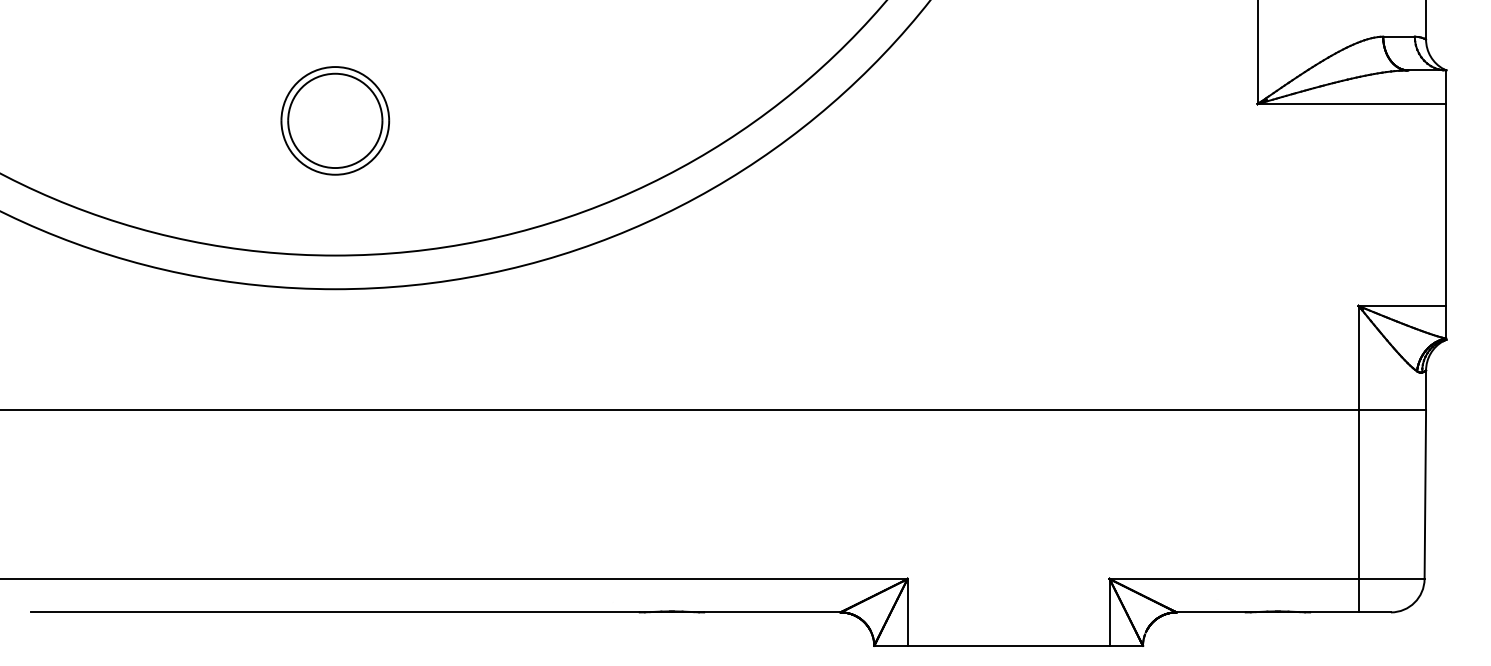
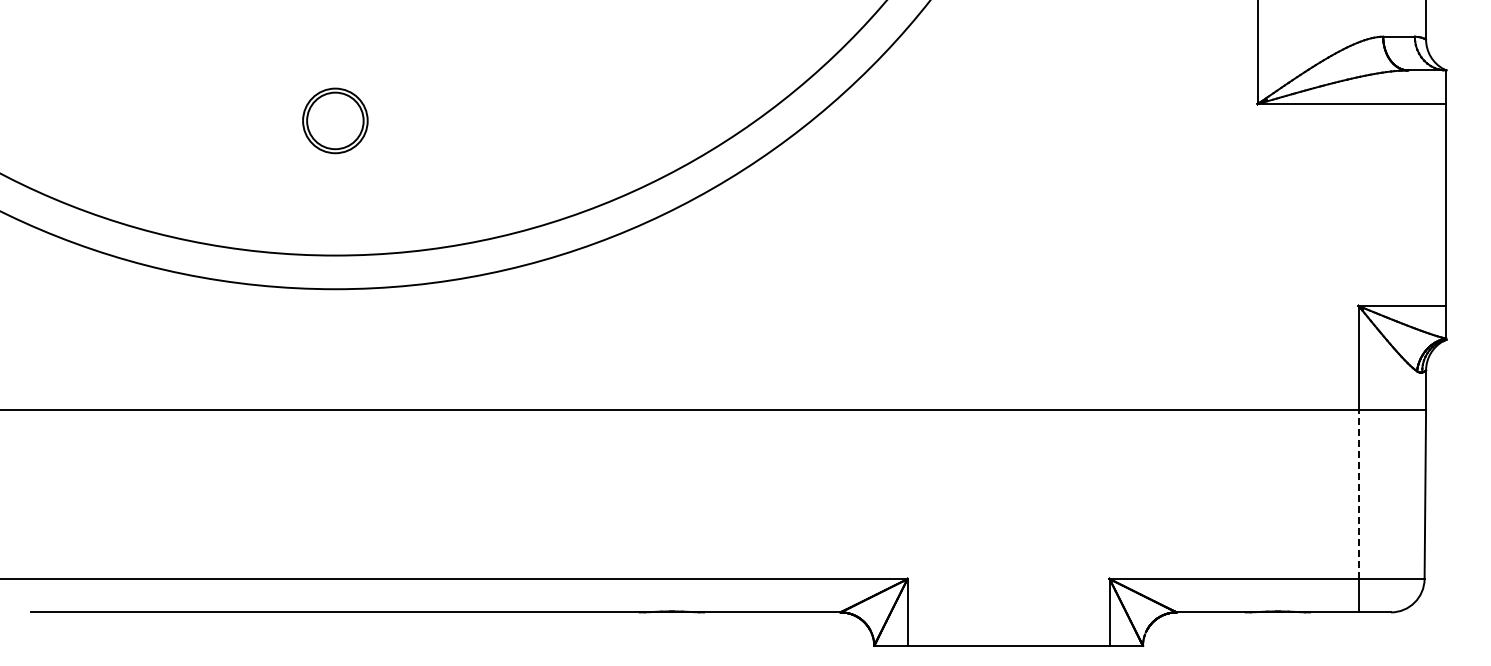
part size: 111x110 px -> 67x68 px (335, 120)
line: solid -> dashed (1358, 494)
